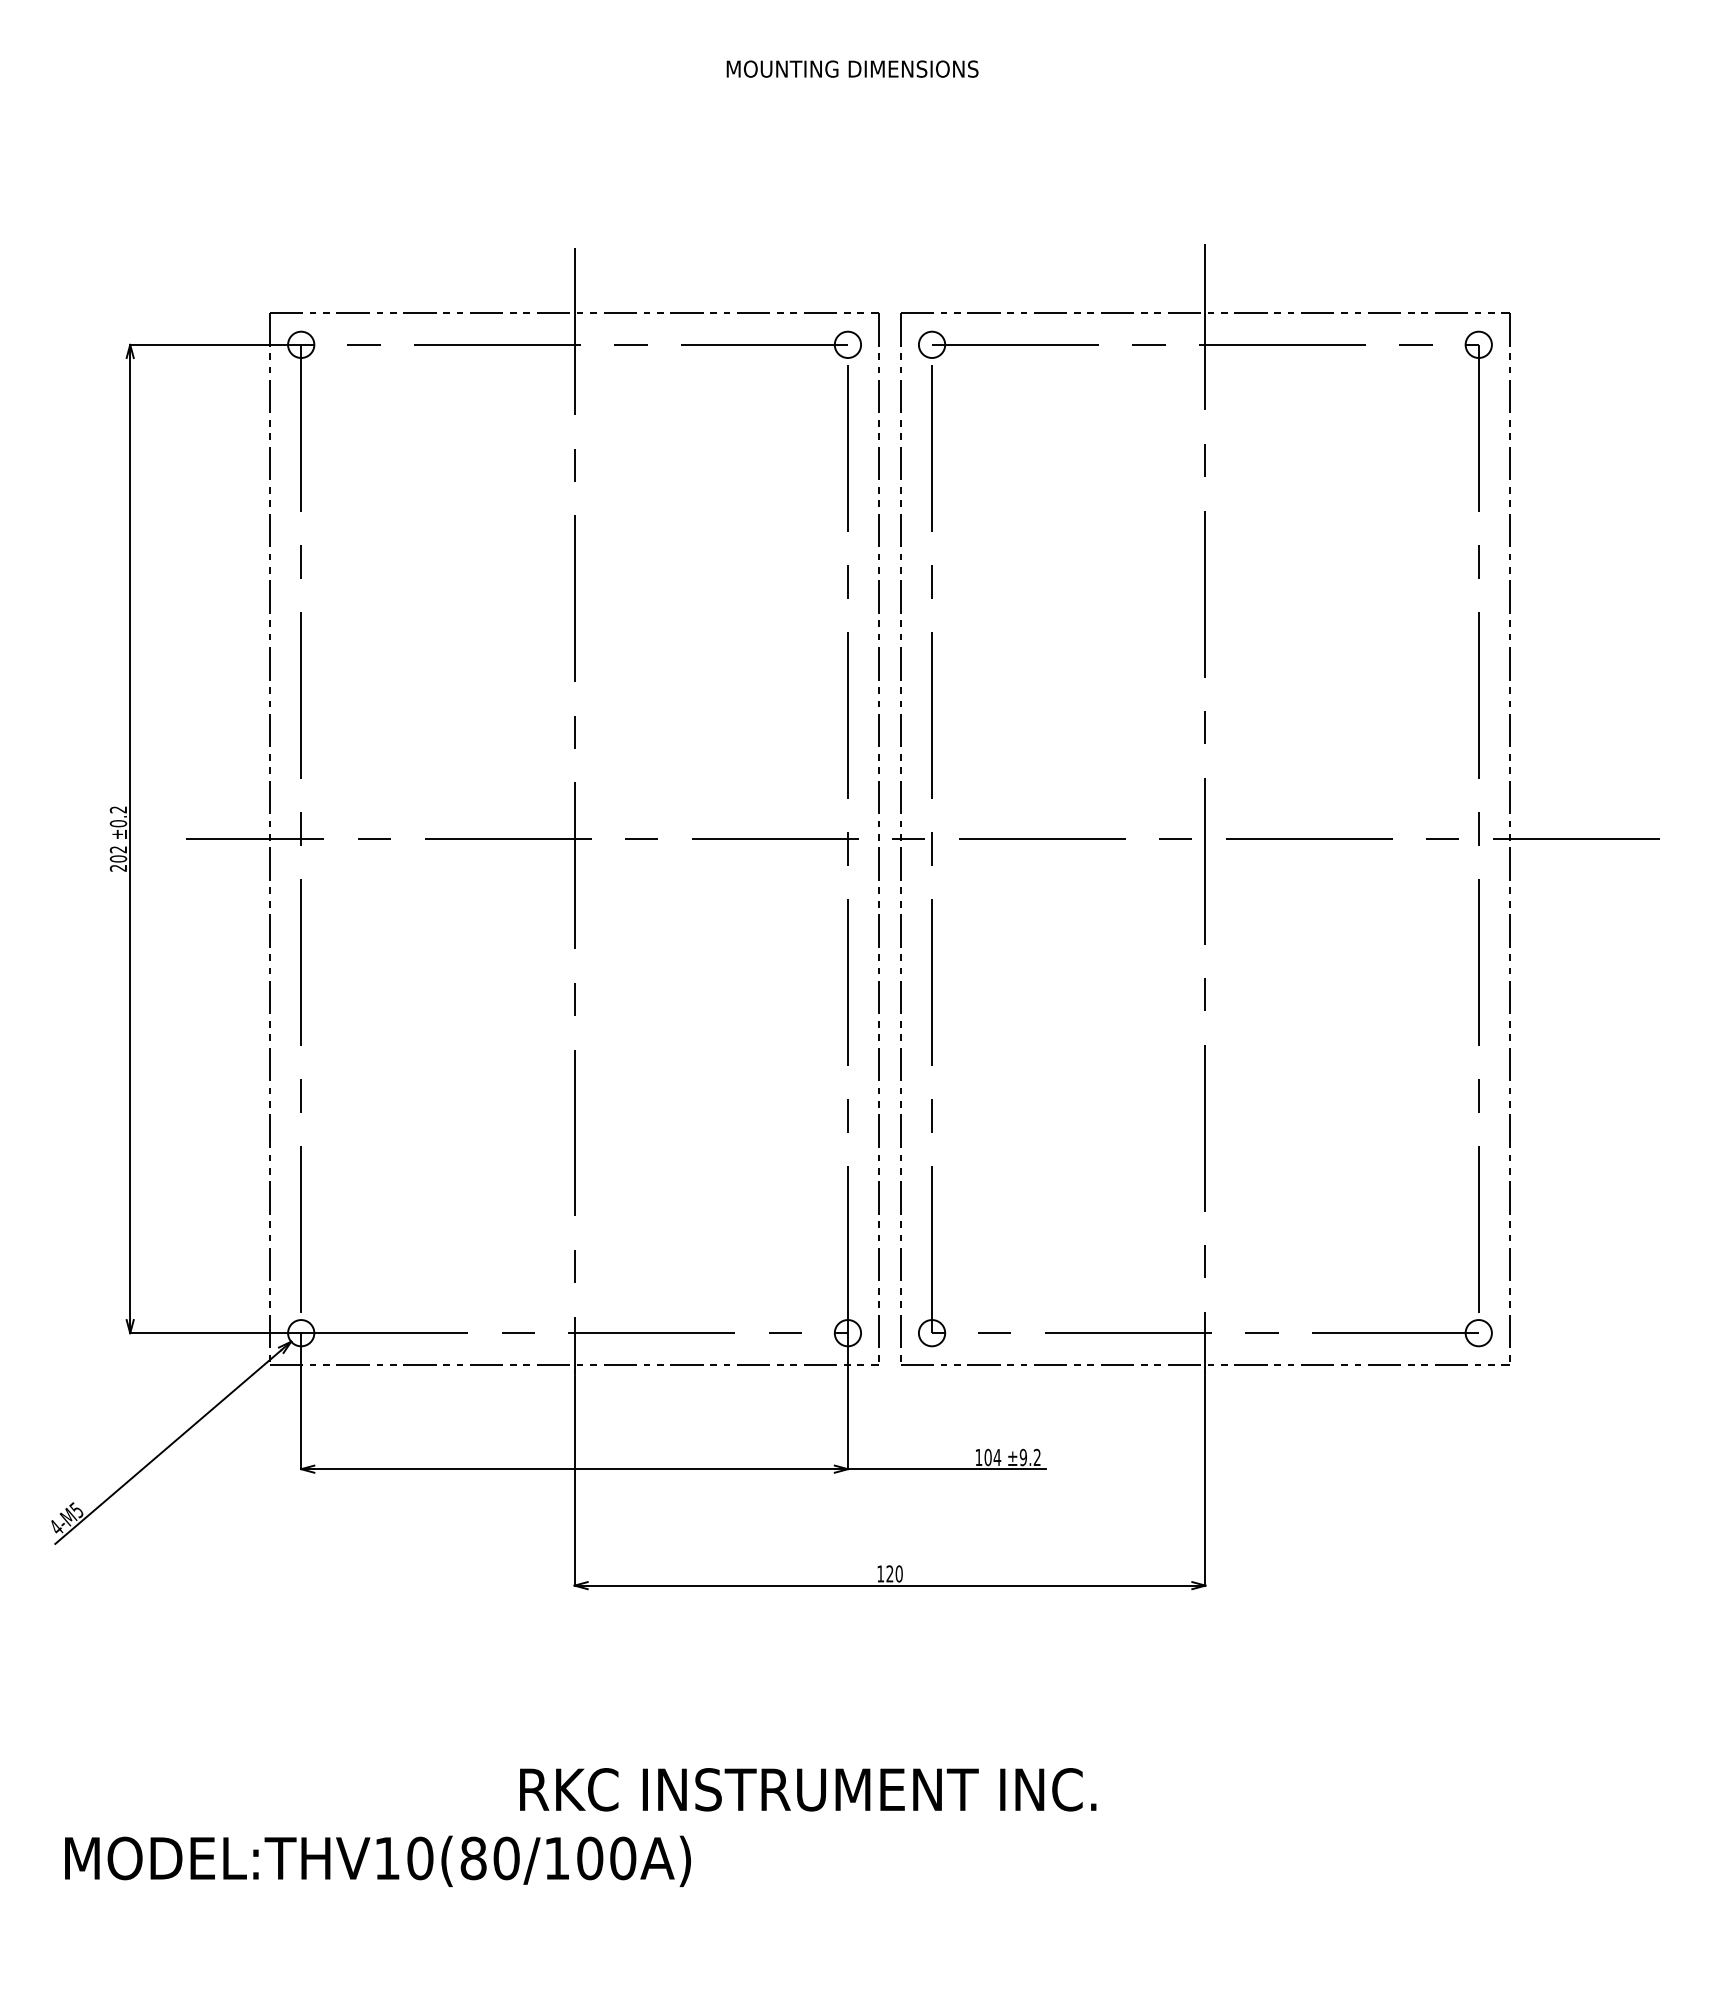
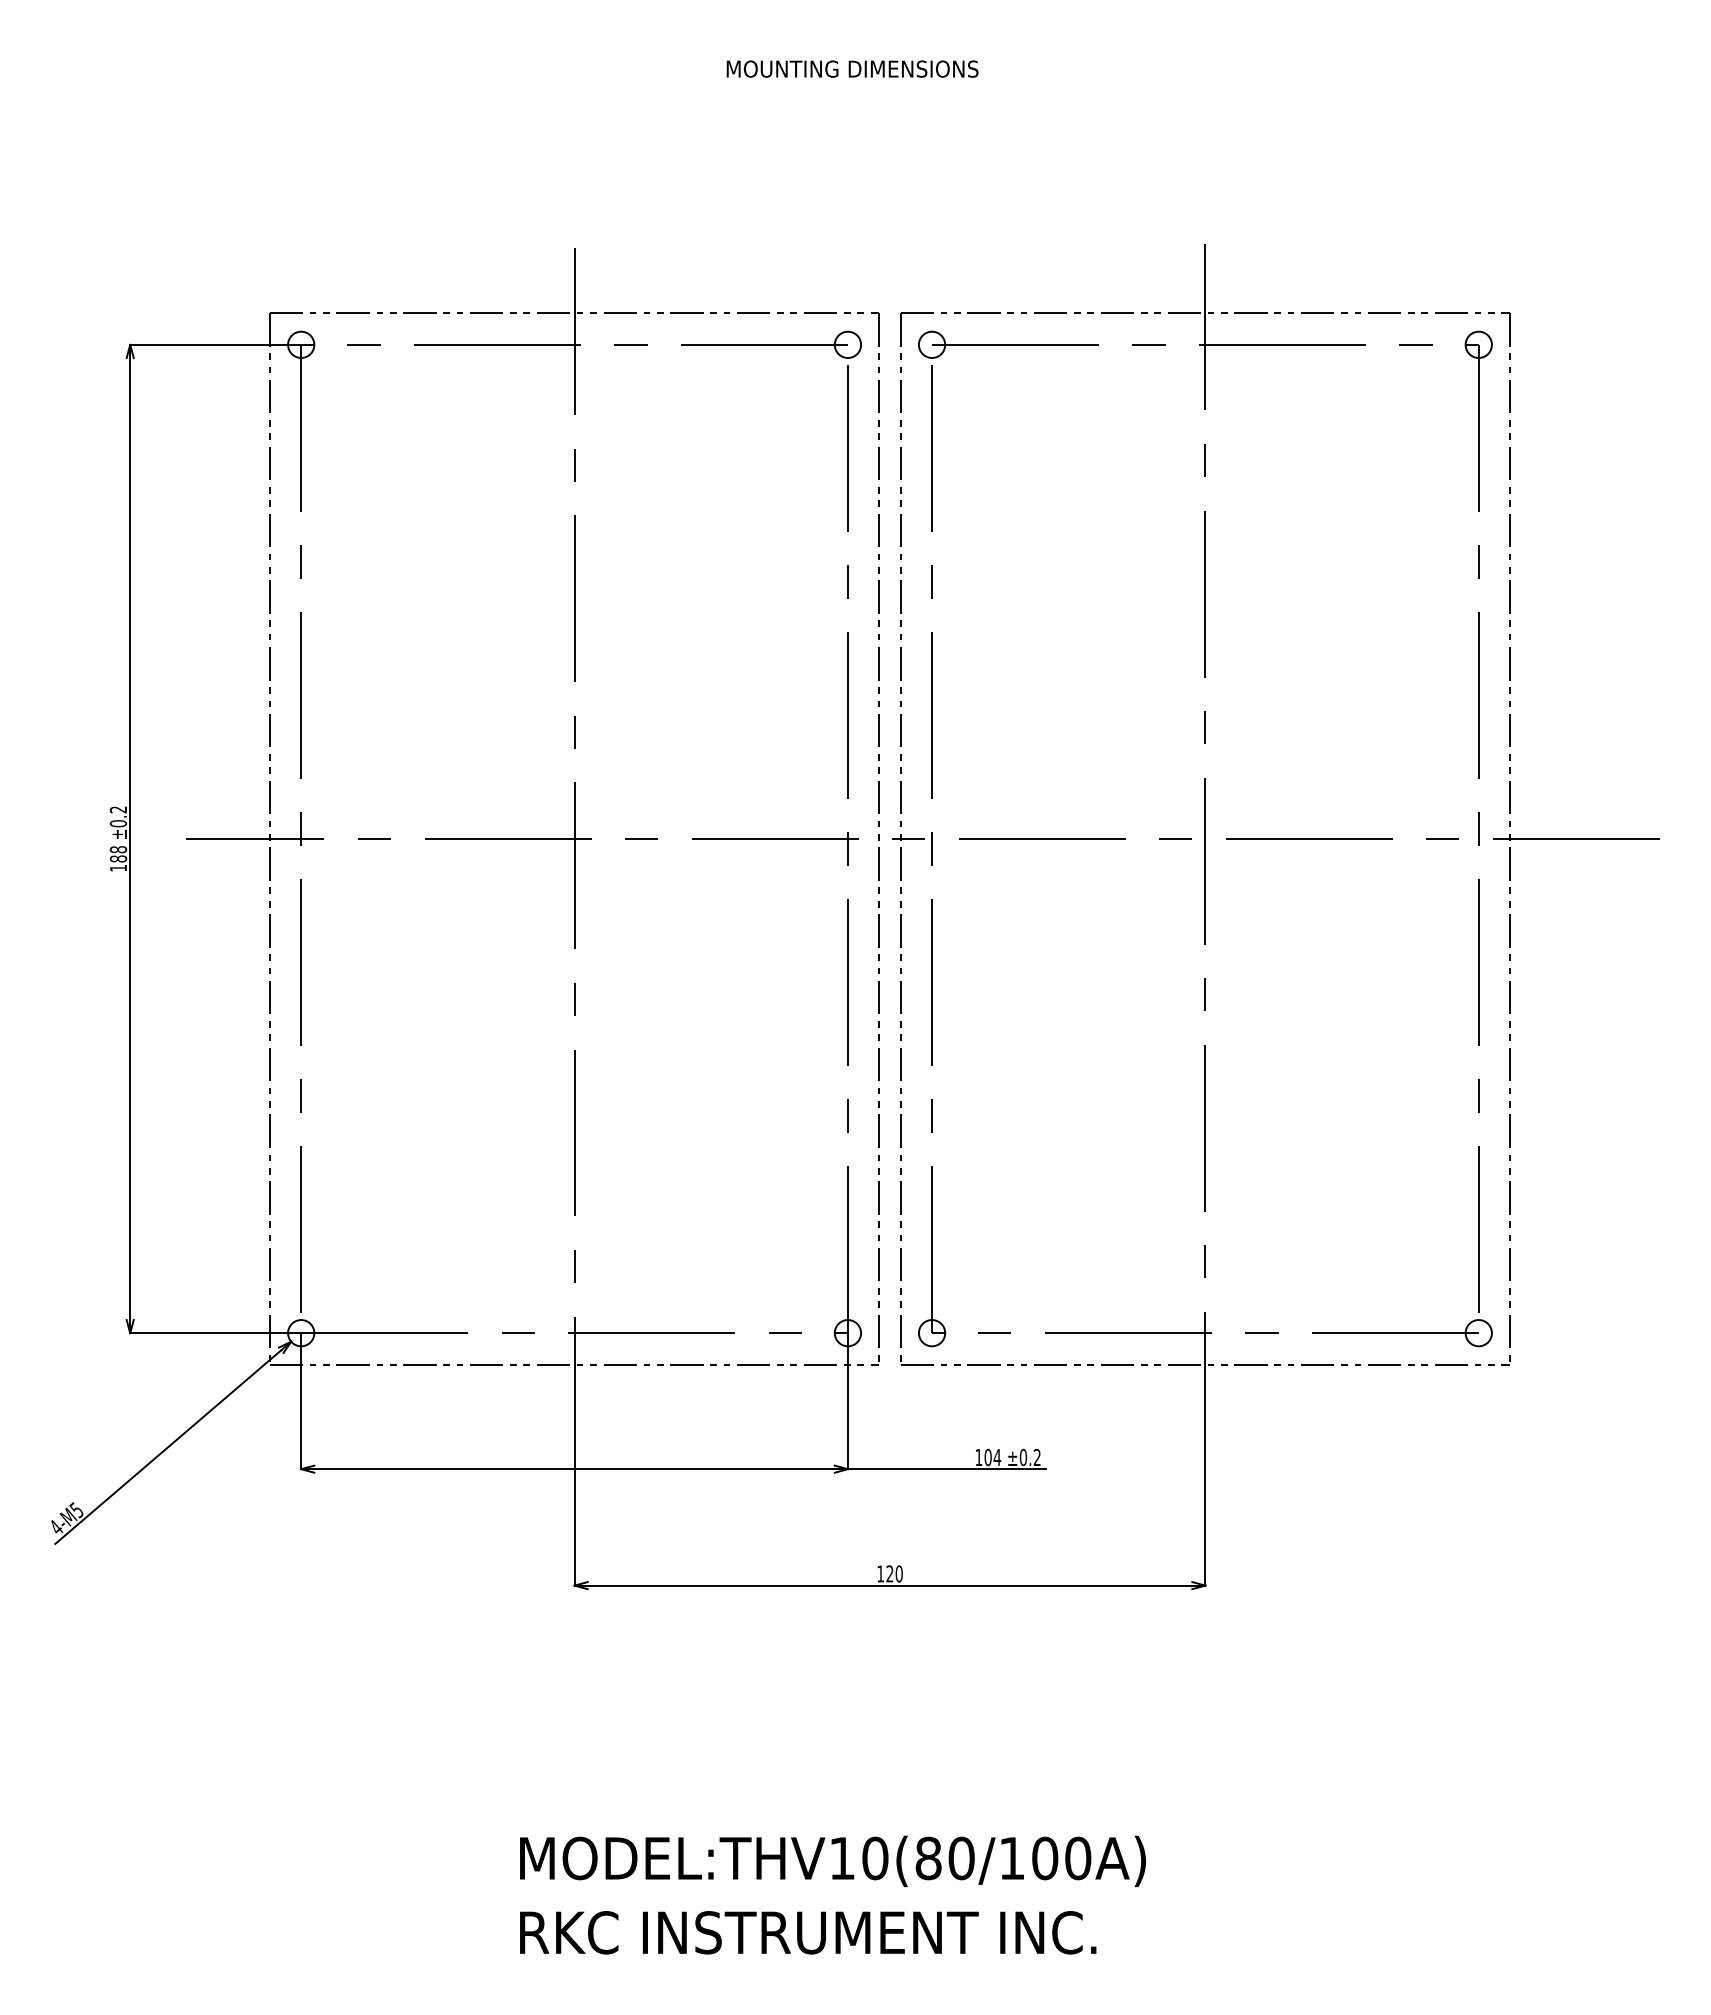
text: 202 -> 188 (118, 858)
text: ±9.2 -> ±0.2 (1022, 1457)
text position: (808, 1789) -> (808, 1932) (808, 1932)
text position: (377, 1860) -> (832, 1860) (832, 1860)
